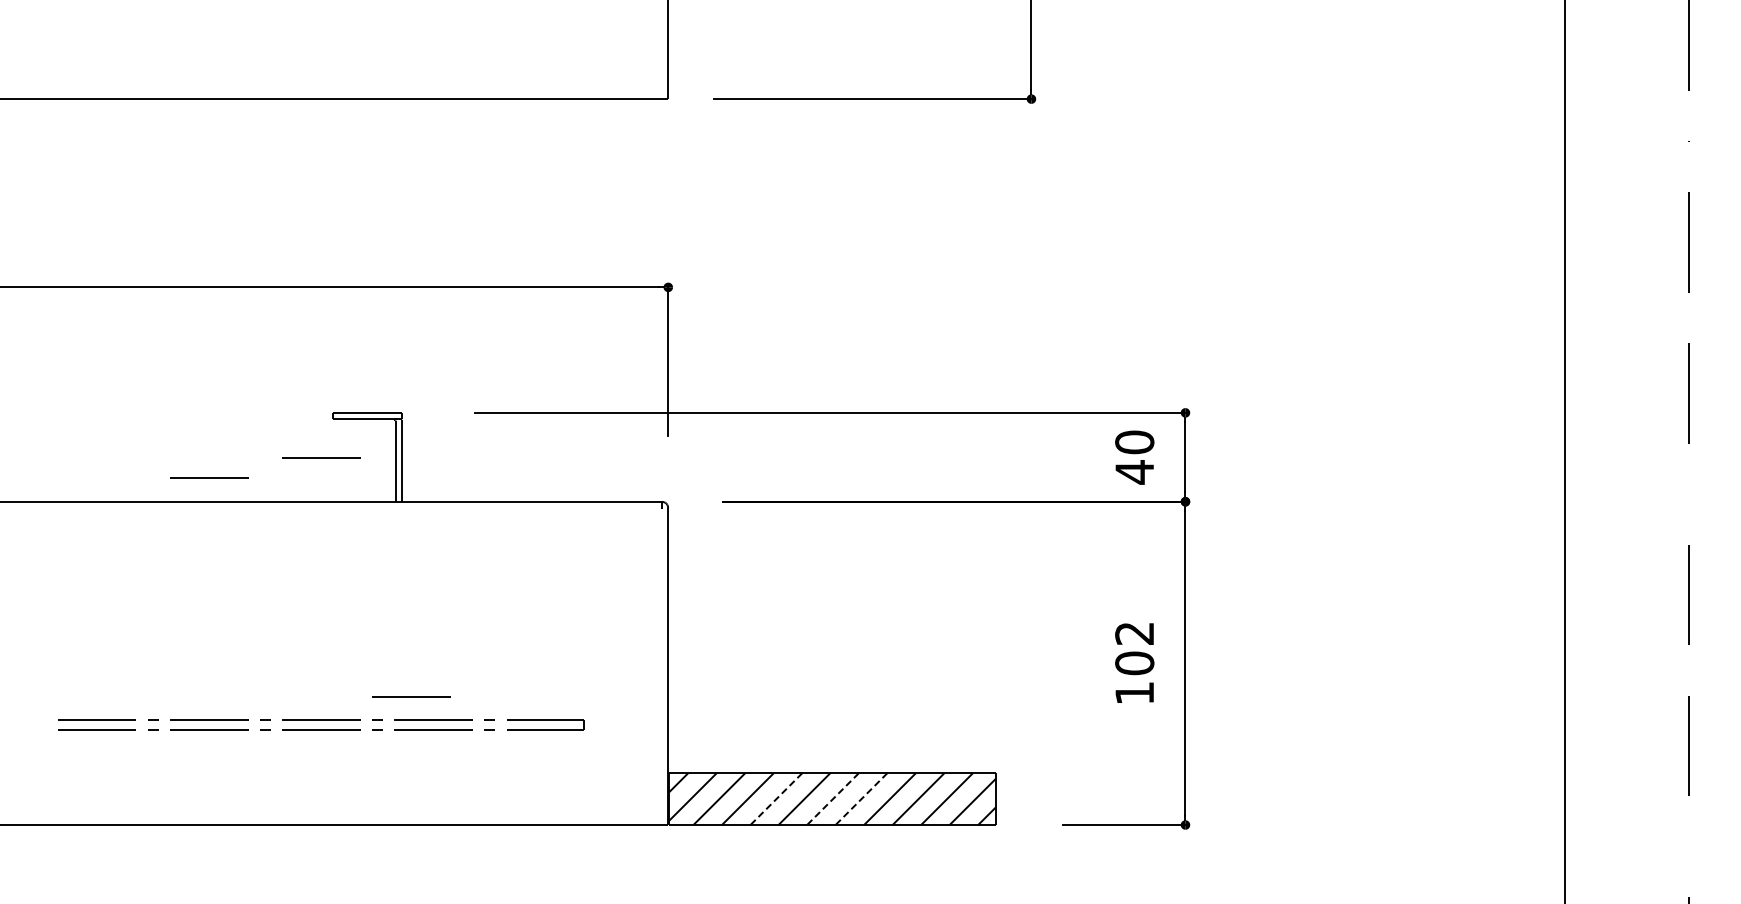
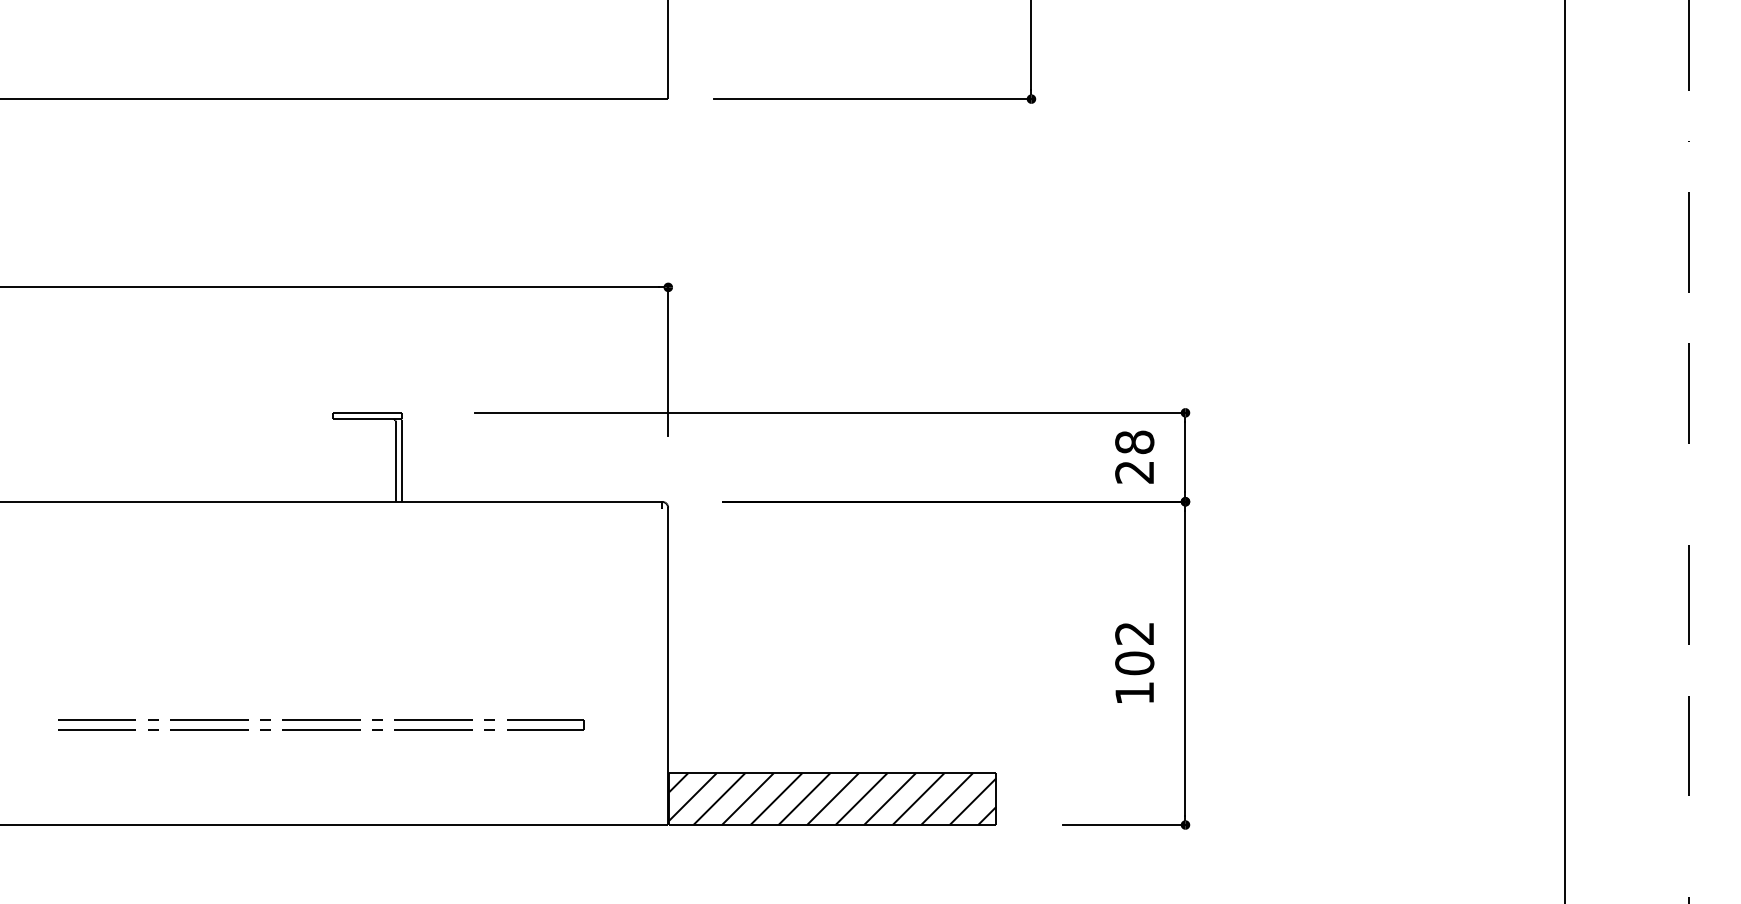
line: present -> none (321, 457)
text: 40 -> 28 (1134, 457)
line: present -> none (209, 477)
line: present -> none (411, 696)
line: dashed -> solid (776, 799)
line: dashed -> solid (833, 799)
line: dashed -> solid (861, 799)
